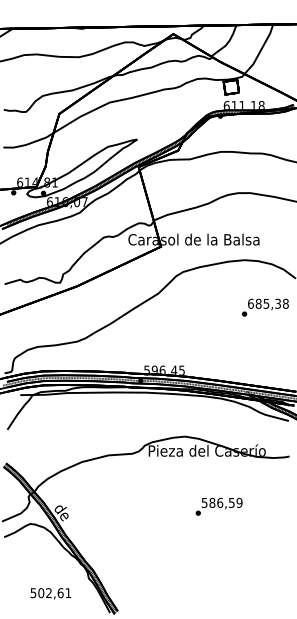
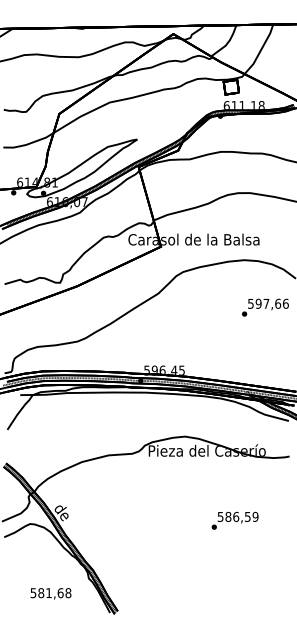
text: 685,38 -> 597,66 (268, 303)
text position: (218, 506) -> (234, 520) (234, 520)
text: 502,61 -> 581,68 (54, 593)
